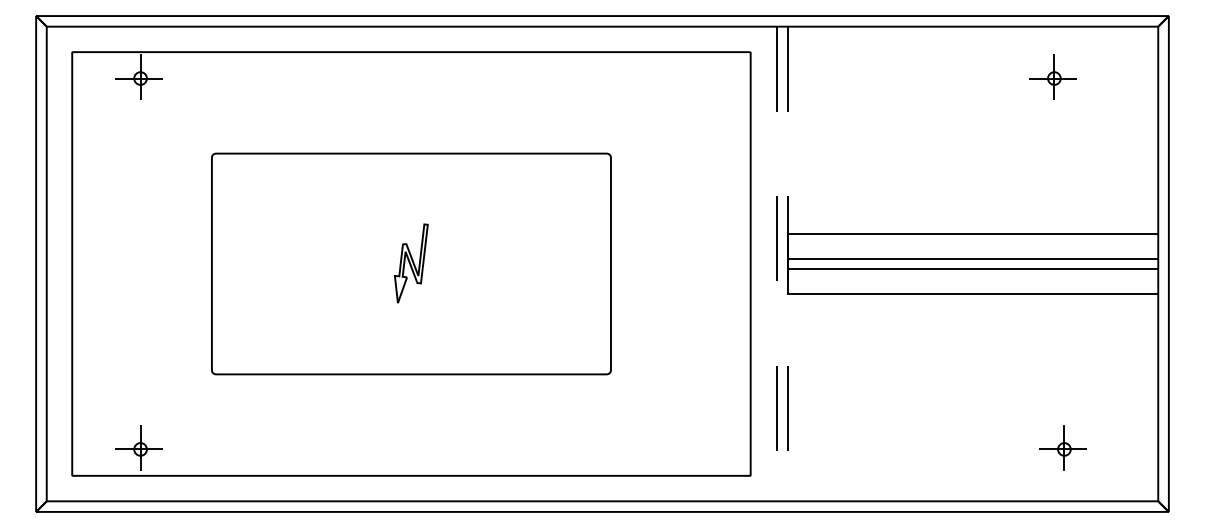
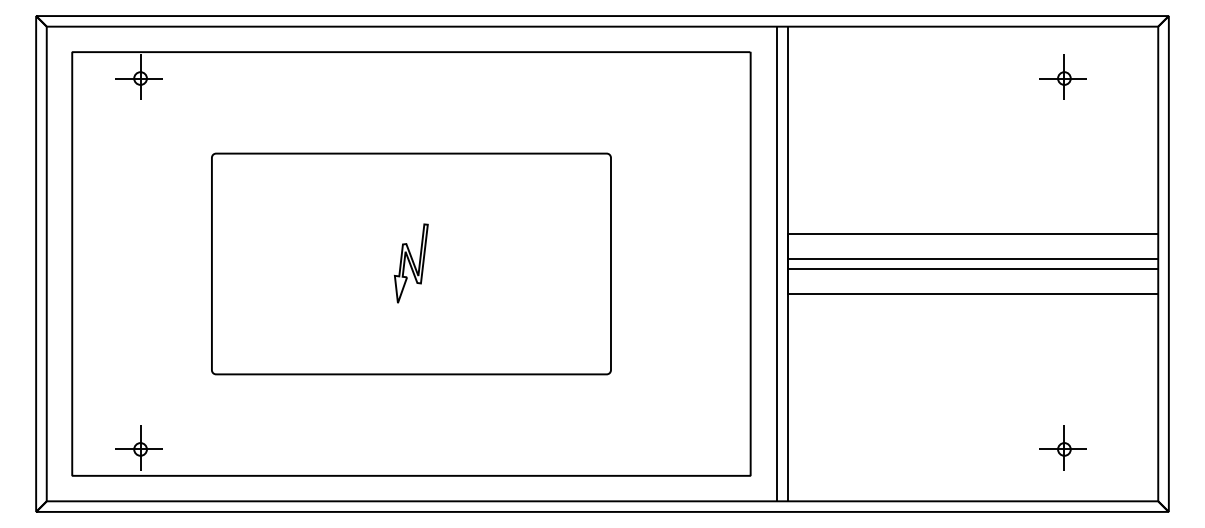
part position: (1052, 76) -> (1062, 76) (1062, 76)
line: dashed -> solid (776, 264)
line: dashed -> solid (787, 264)
